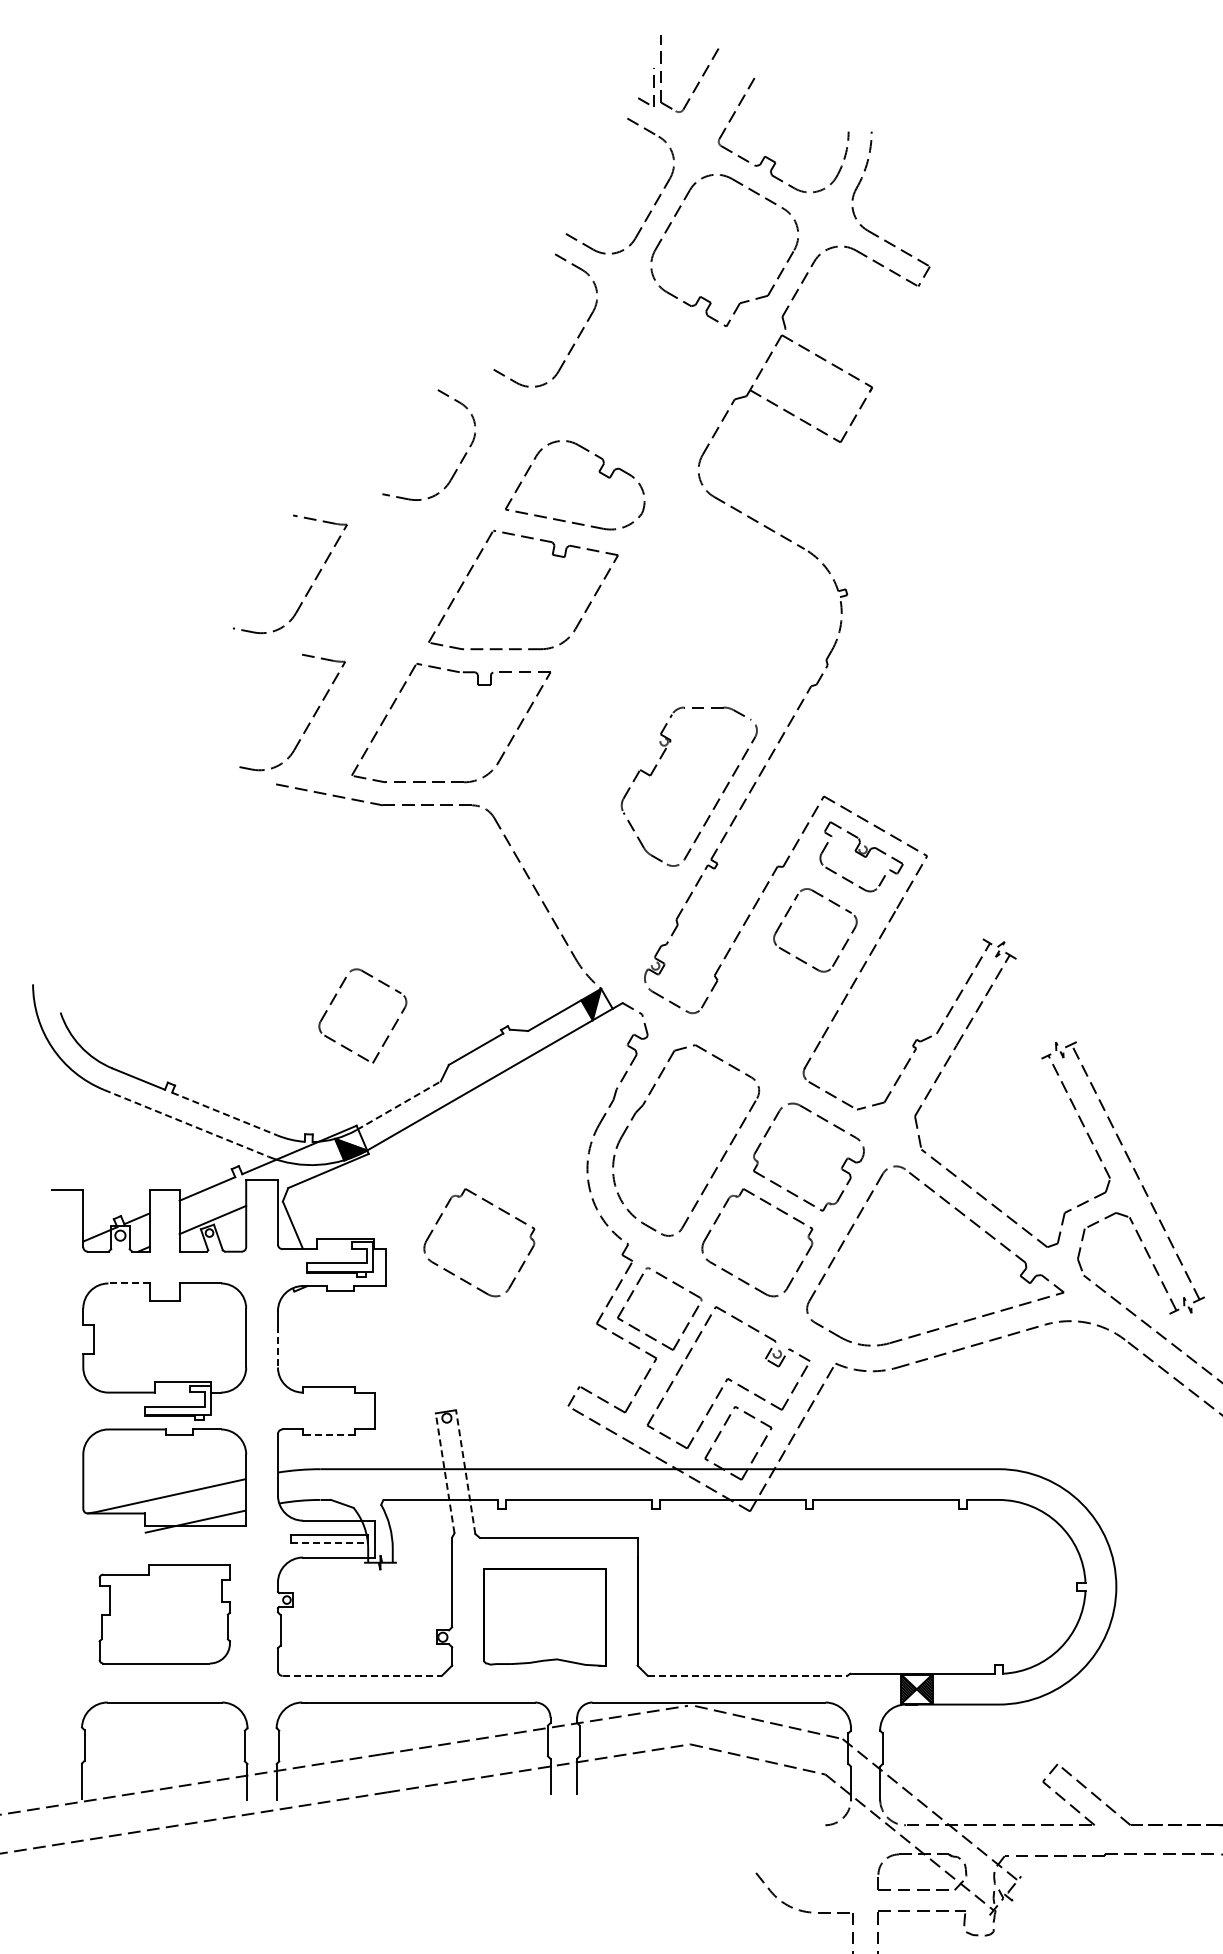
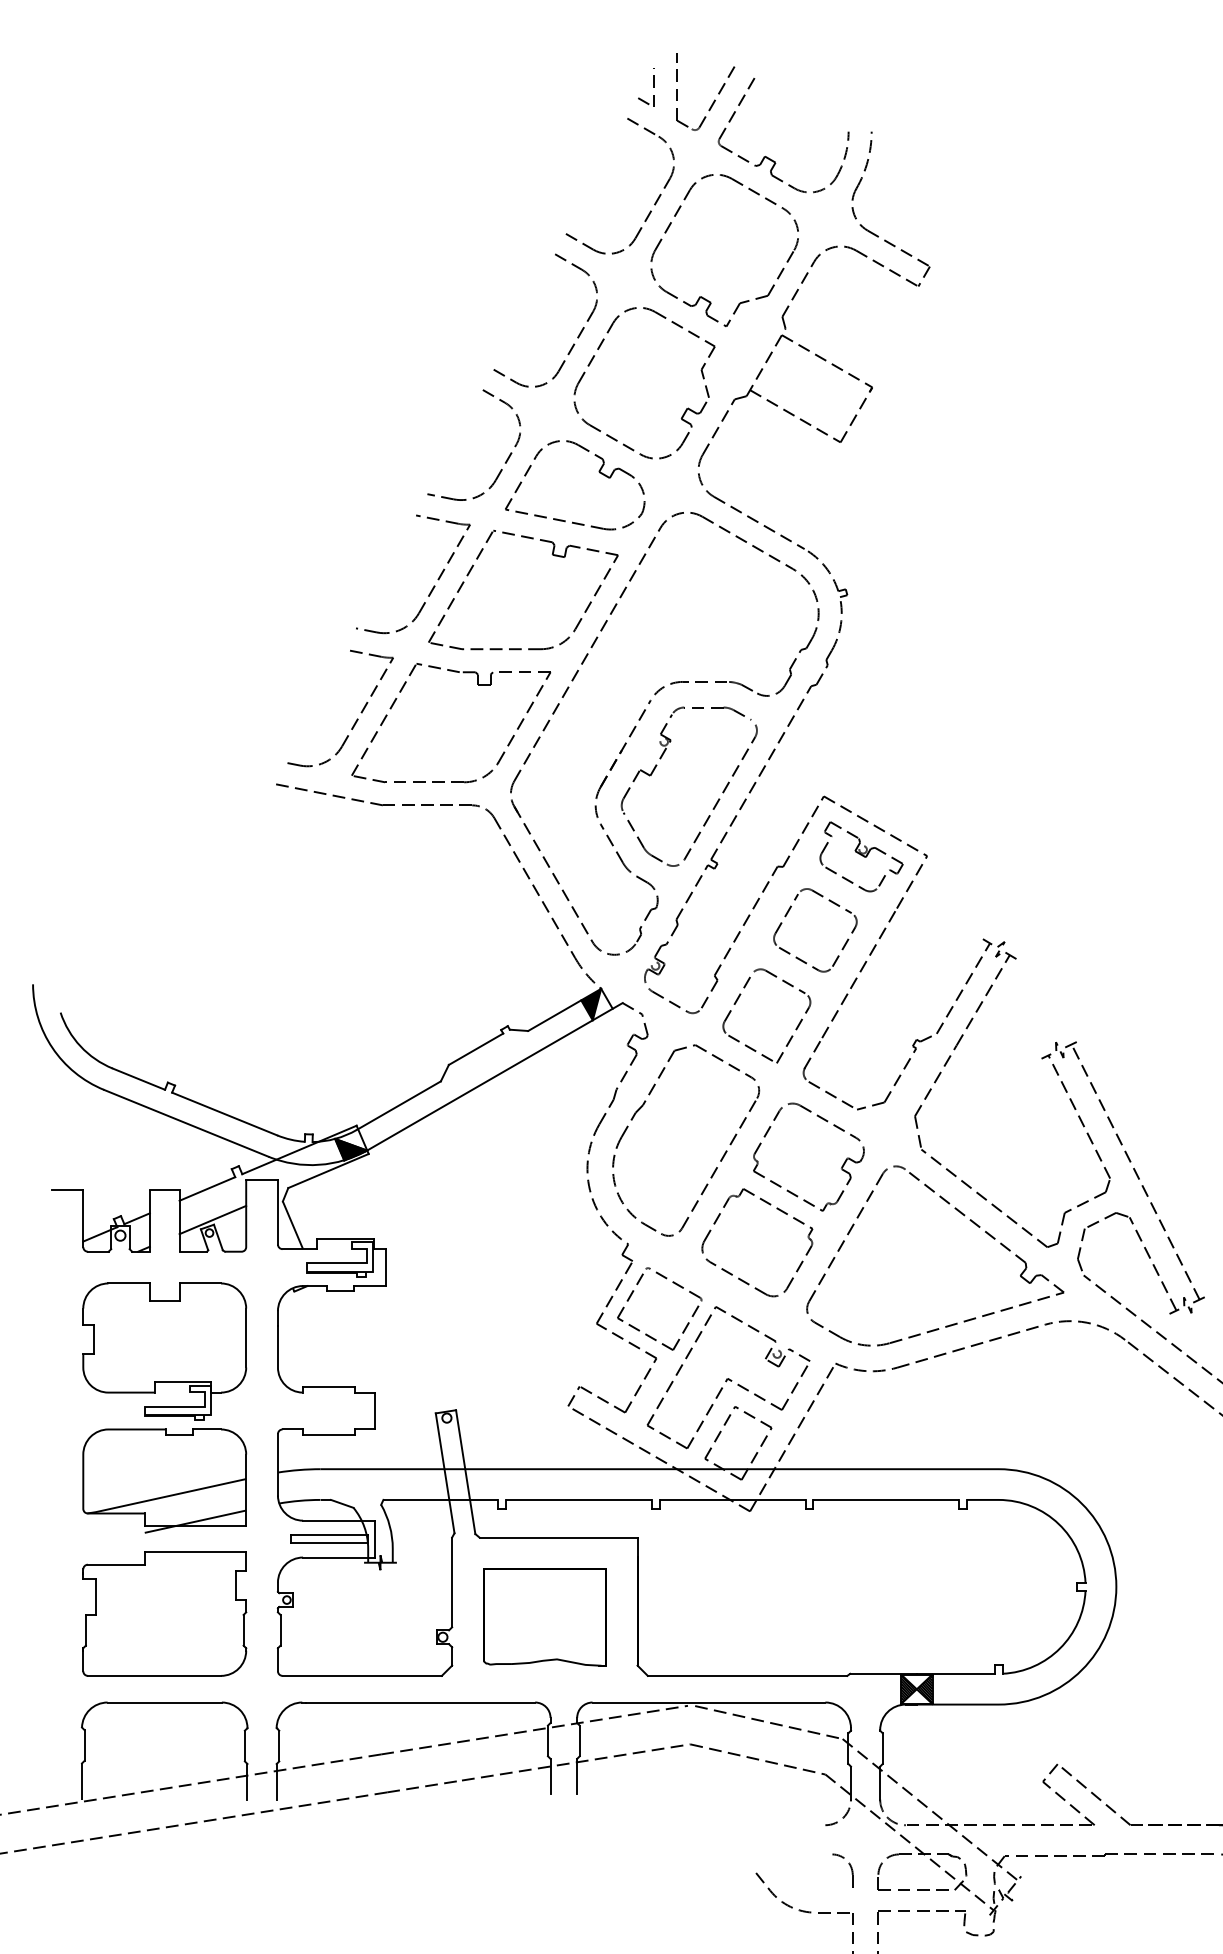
part position: (698, 81) -> (714, 99) (714, 99)
part: none -> present (685, 409)
part position: (461, 459) -> (506, 459) (506, 459)
part position: (309, 587) -> (432, 587) (432, 587)
part: none -> present (640, 720)
part position: (308, 723) -> (356, 719) (356, 719)
part position: (391, 1028) -> (795, 1028) (795, 1028)
line: dashed -> solid (399, 1105)
line: dashed -> solid (224, 1114)
line: dashed -> solid (186, 1123)
part: present -> none (500, 1210)
line: dashed -> solid (129, 1283)
line: dashed -> solid (277, 1346)
line: dashed -> solid (328, 1434)
line: dashed -> solid (465, 1472)
line: dashed -> solid (445, 1473)
line: dashed -> solid (329, 1543)
part size: 133x101 px -> 166x126 px (164, 1613)
line: dashed -> solid (362, 1675)
line: dashed -> solid (747, 1675)
part: none -> present (849, 1866)
